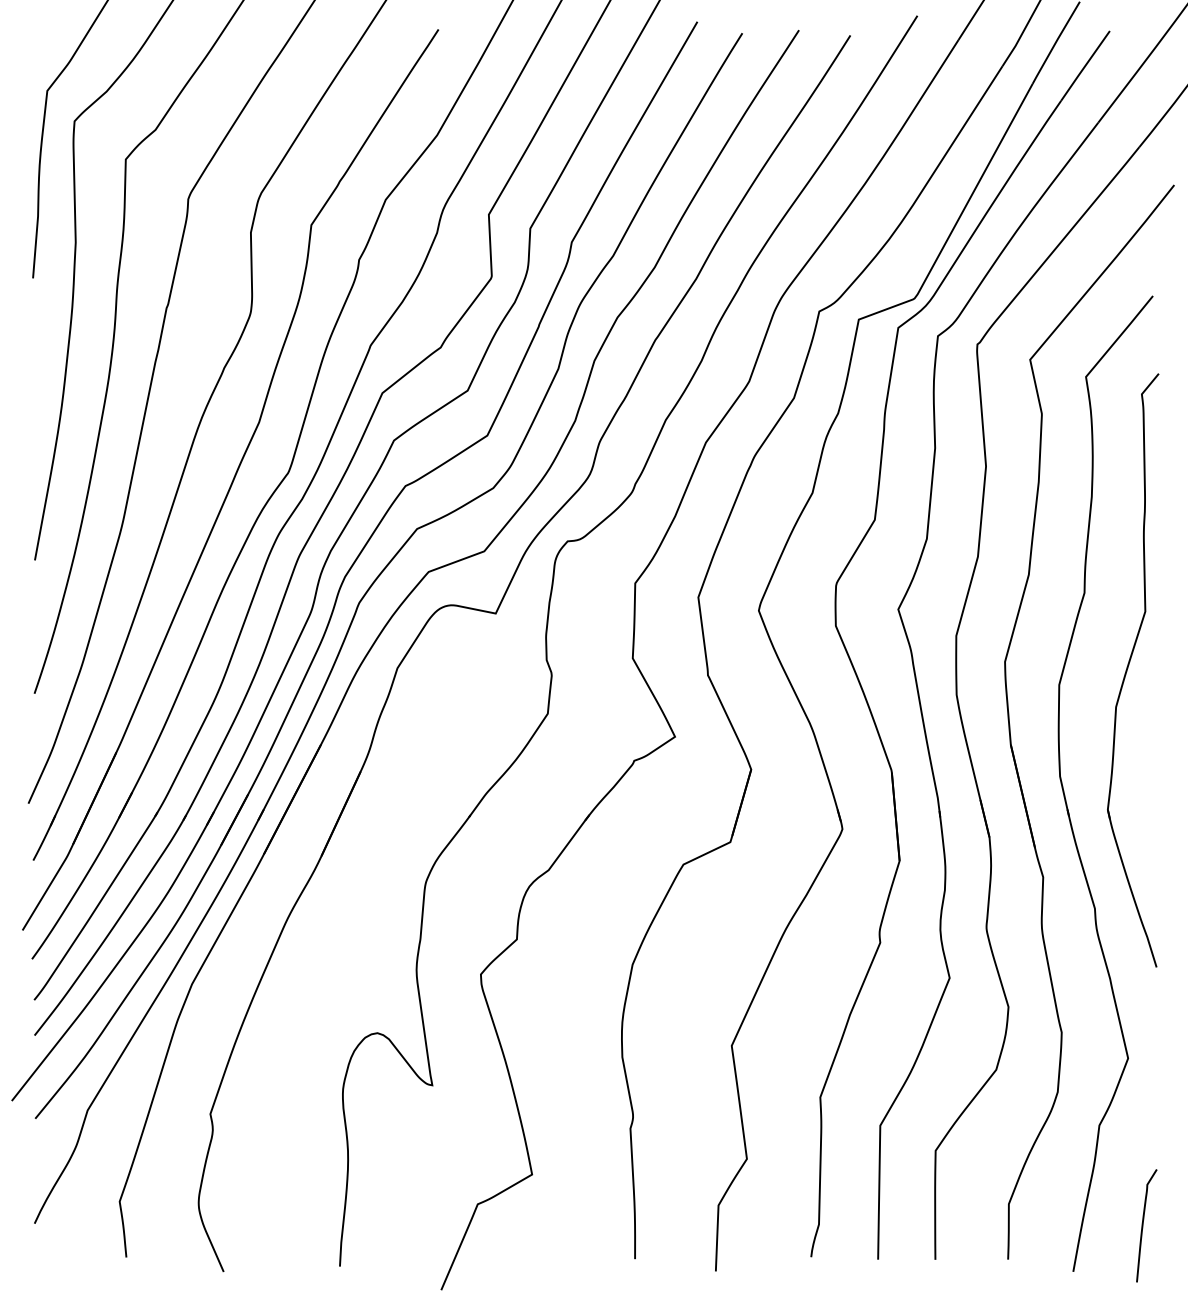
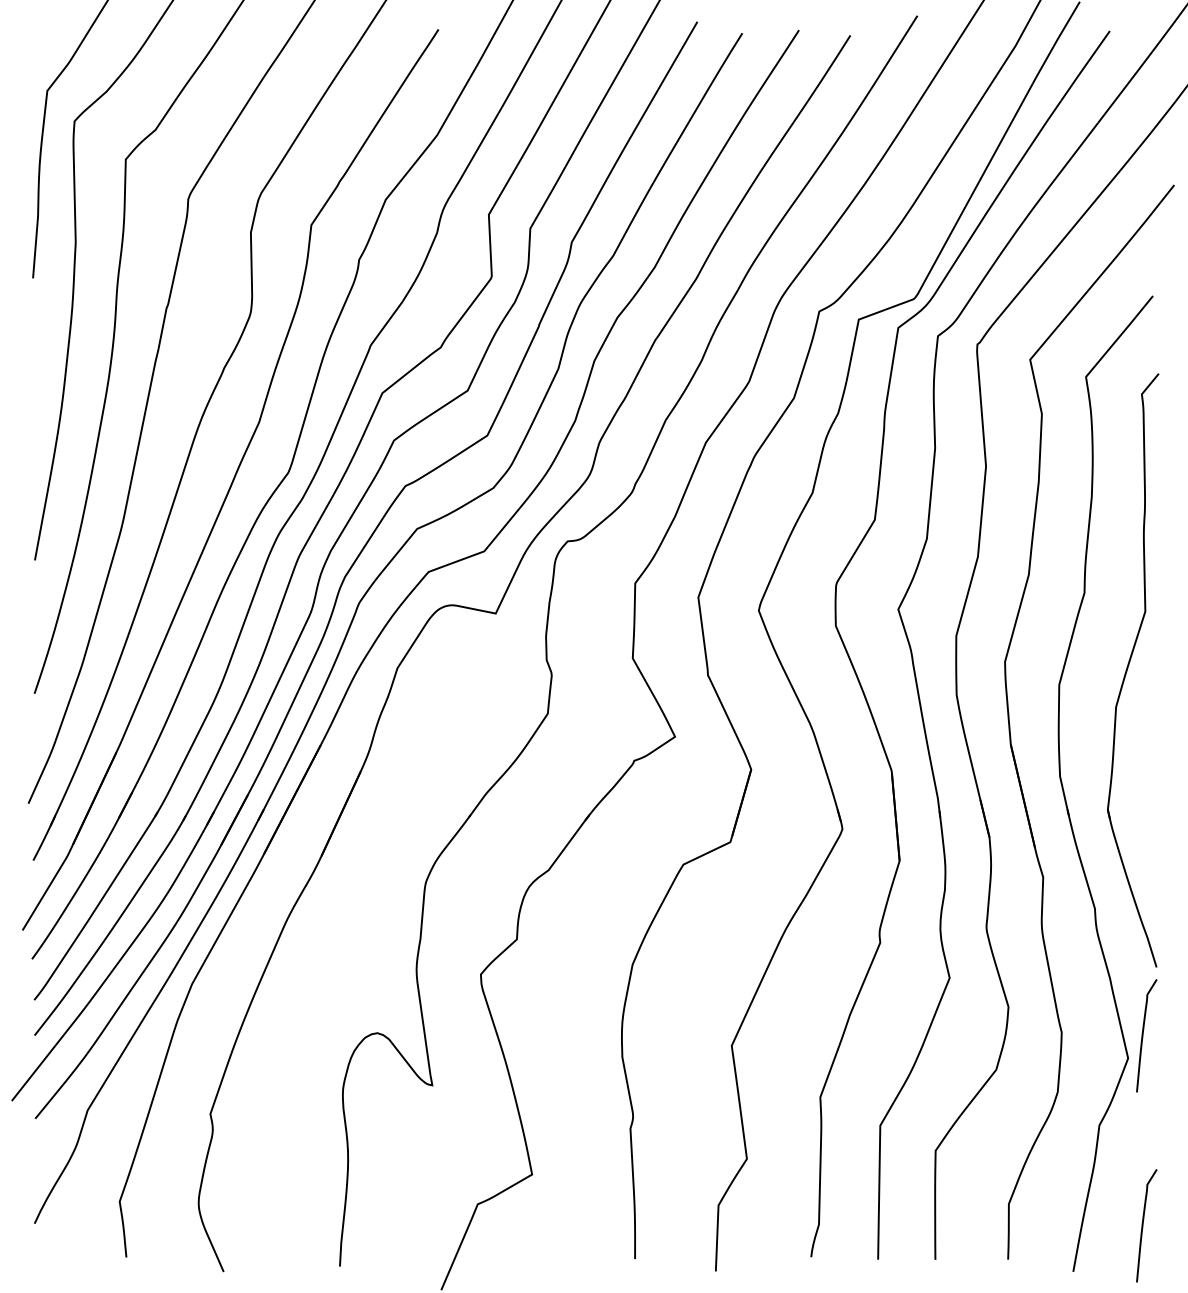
curve: none -> present (1143, 1035)
